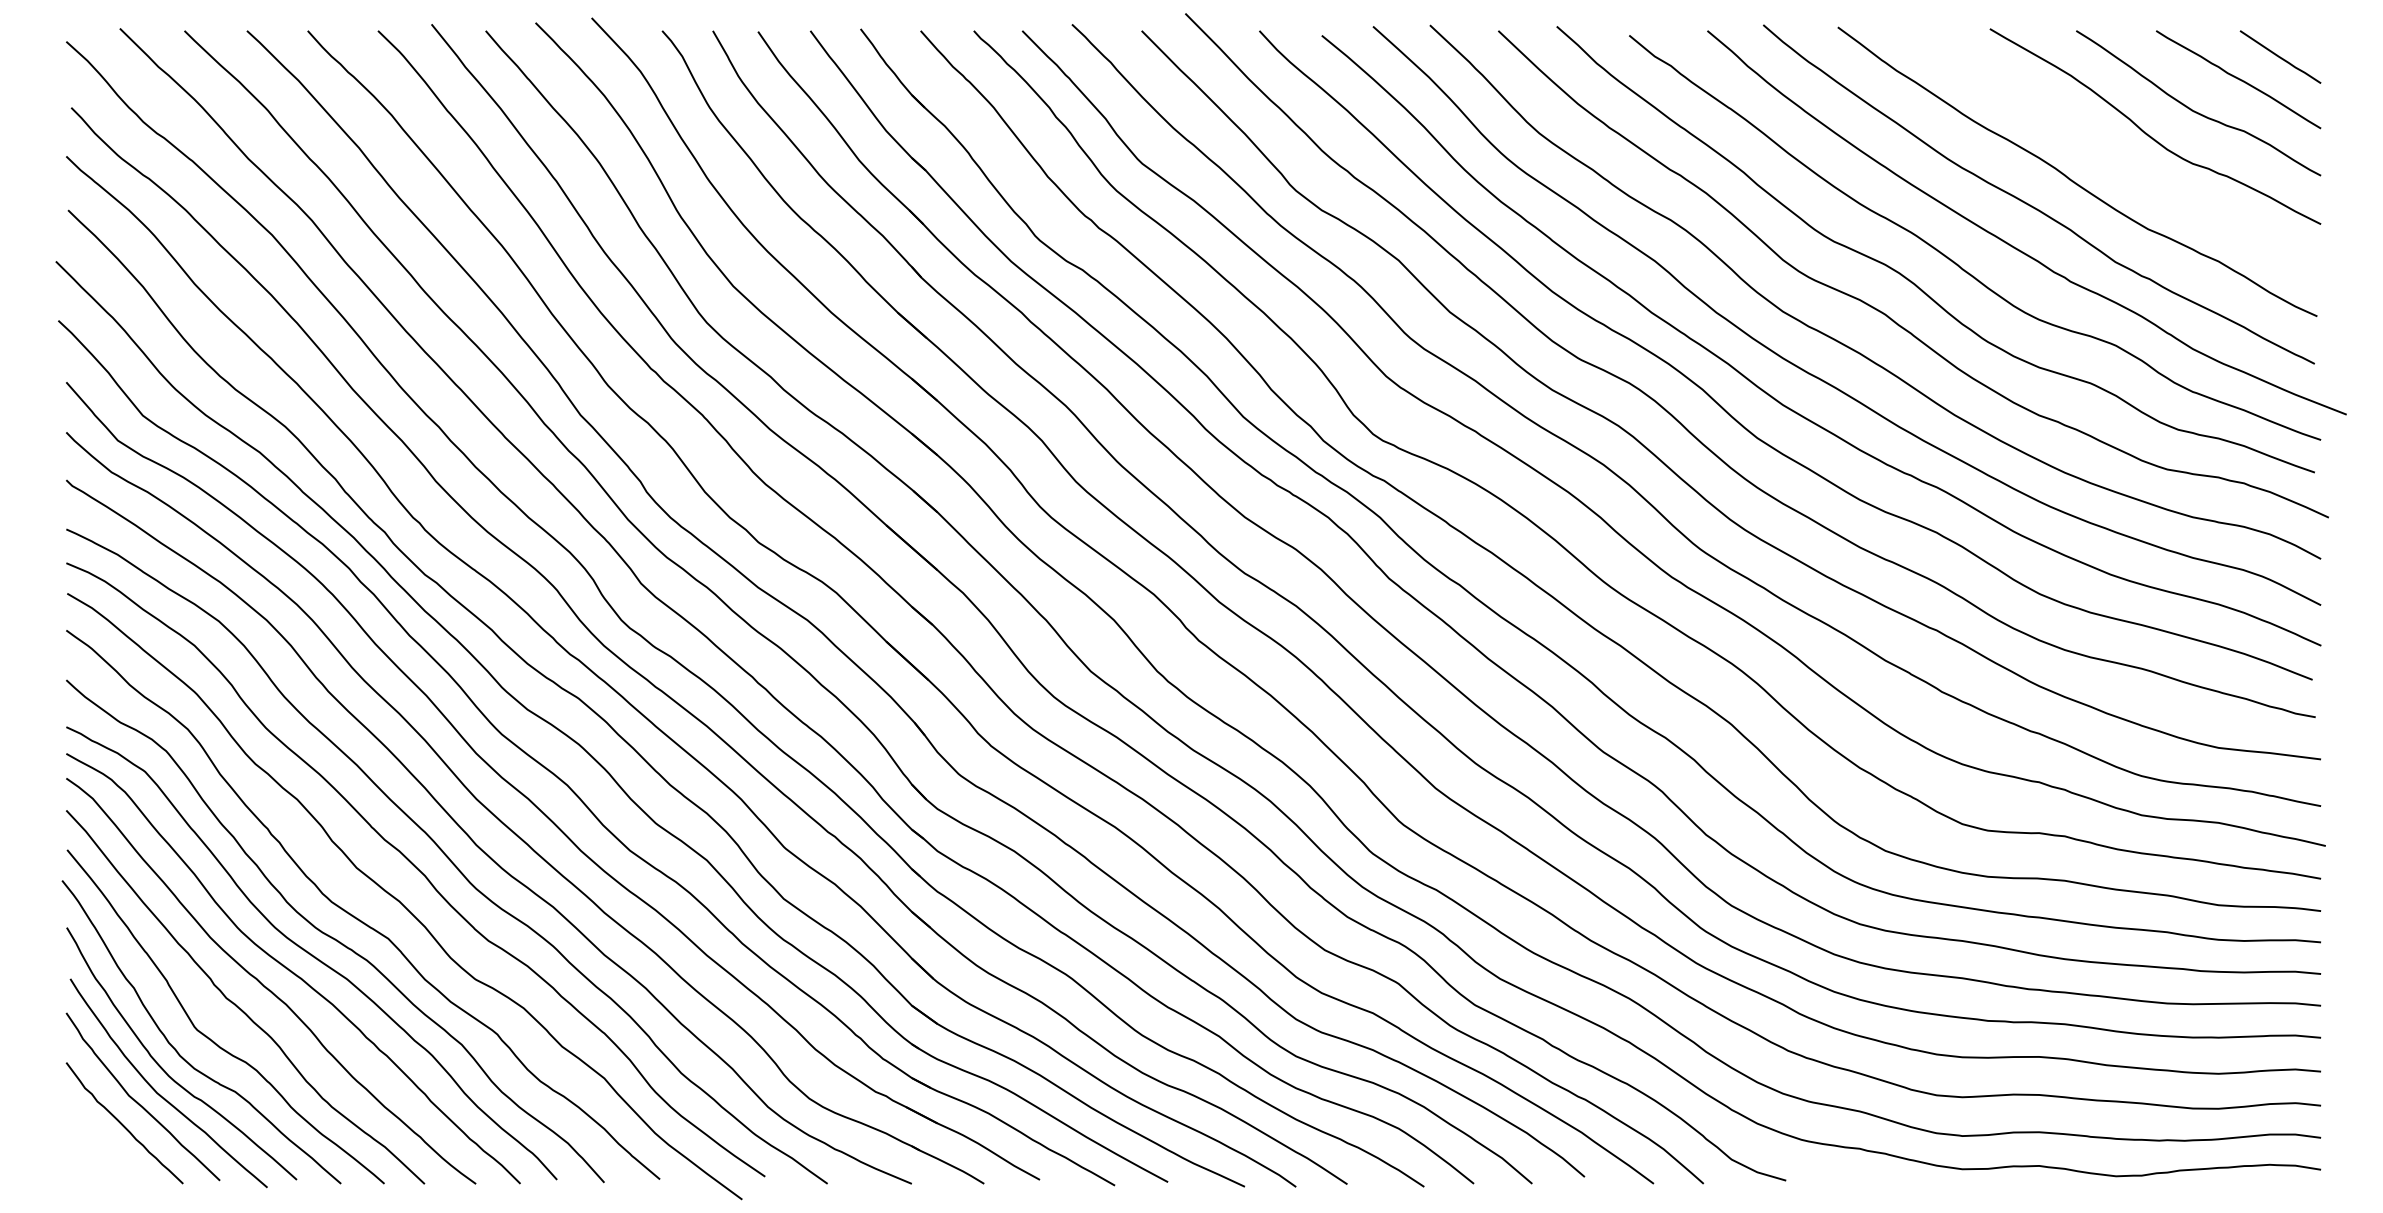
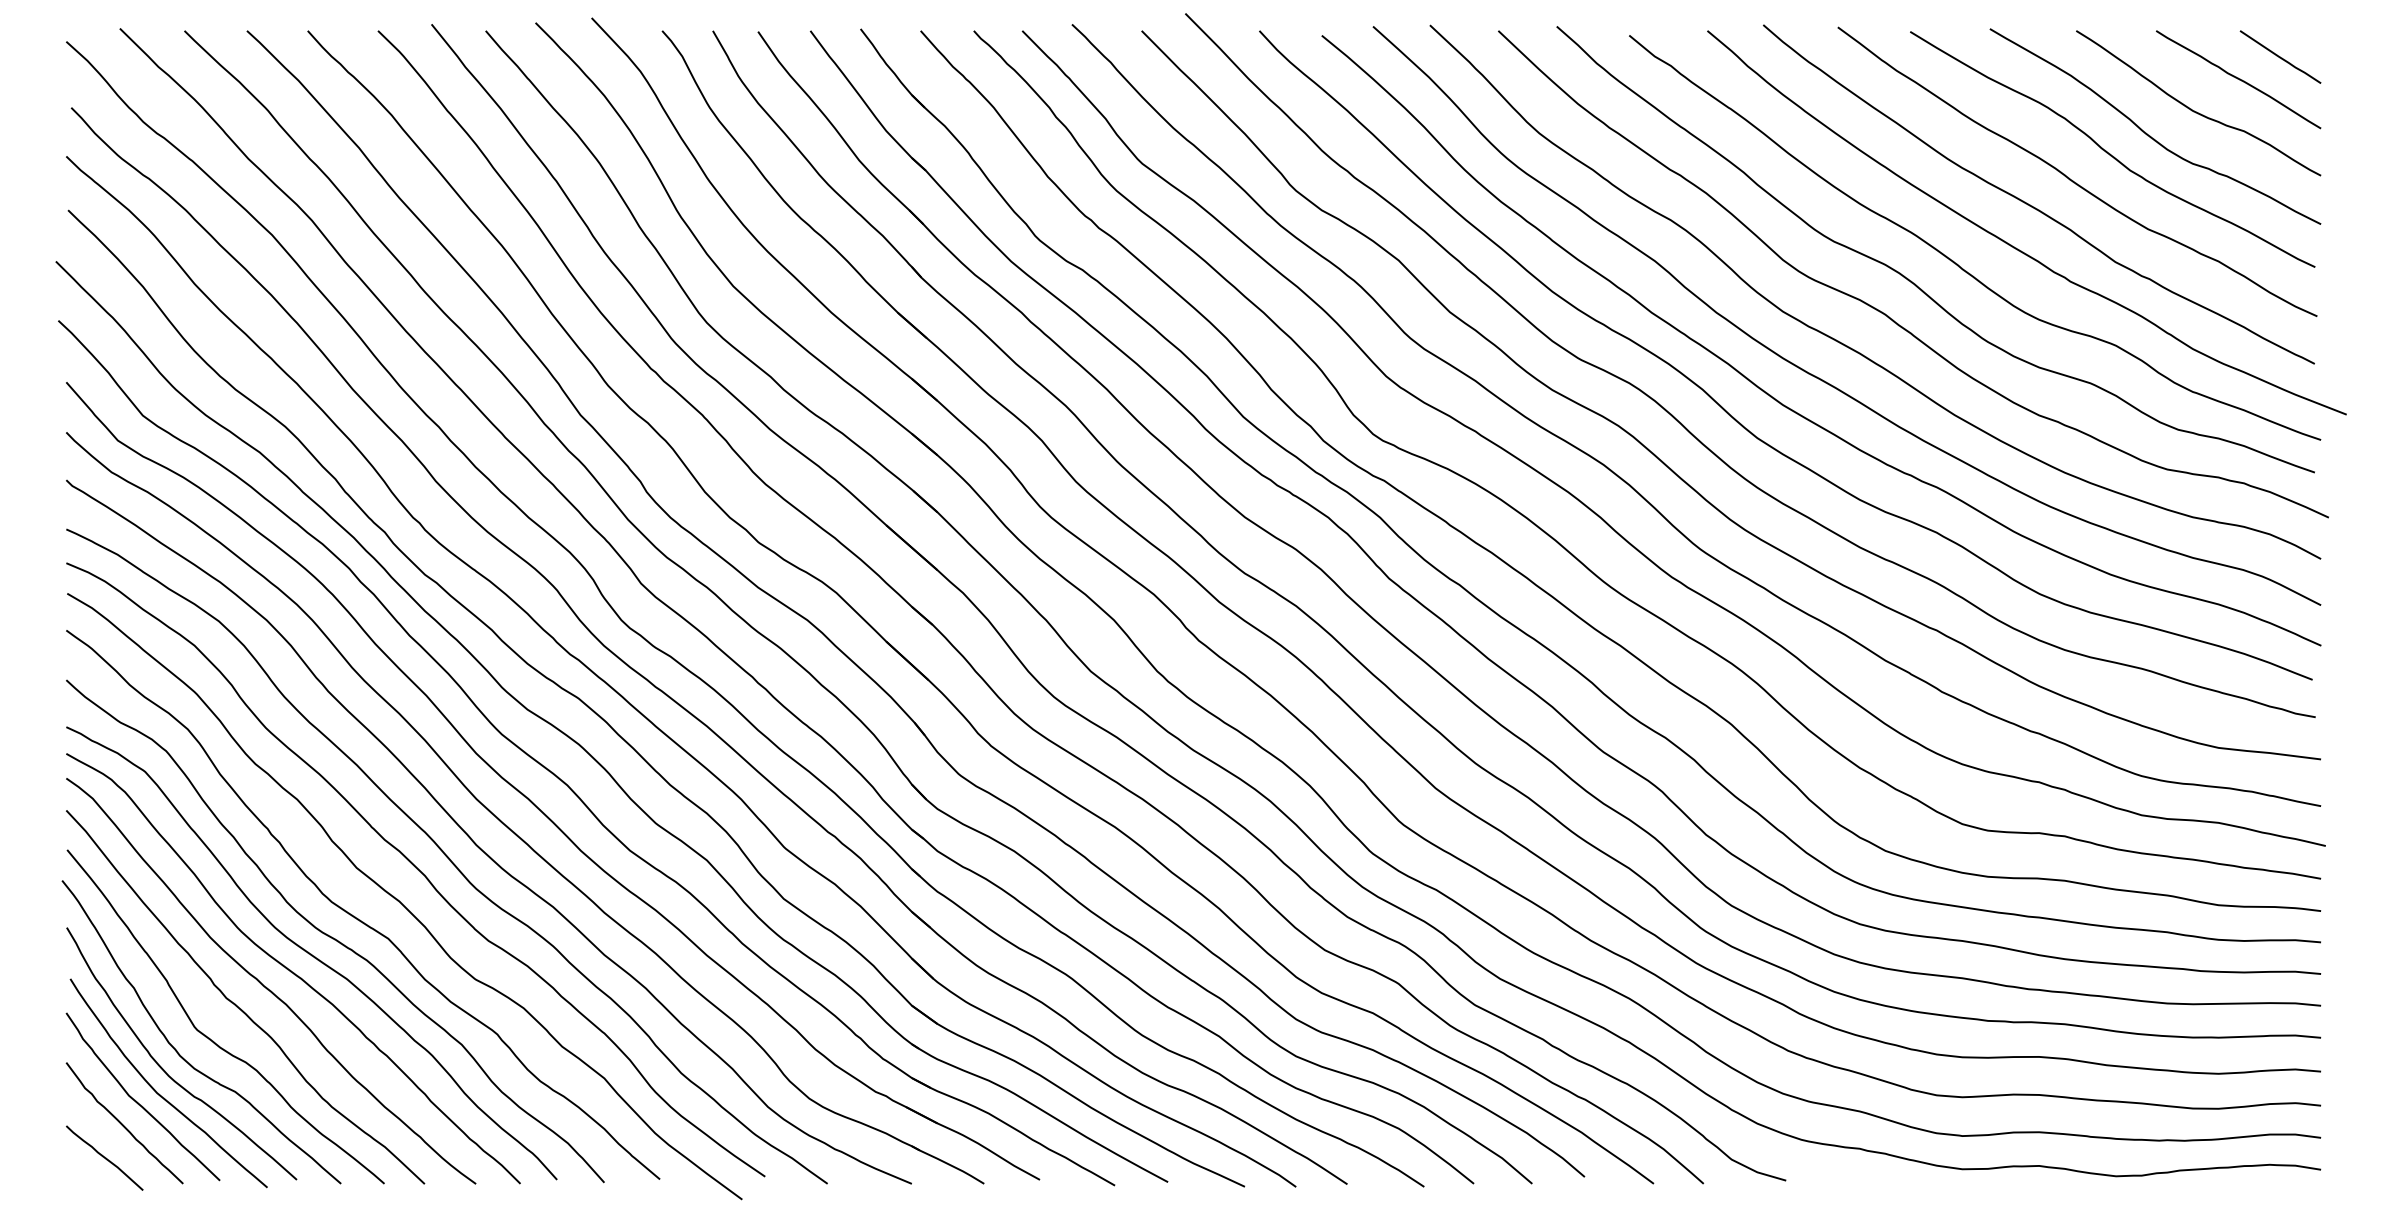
curve: none -> present (2110, 153)
curve: none -> present (104, 1157)
